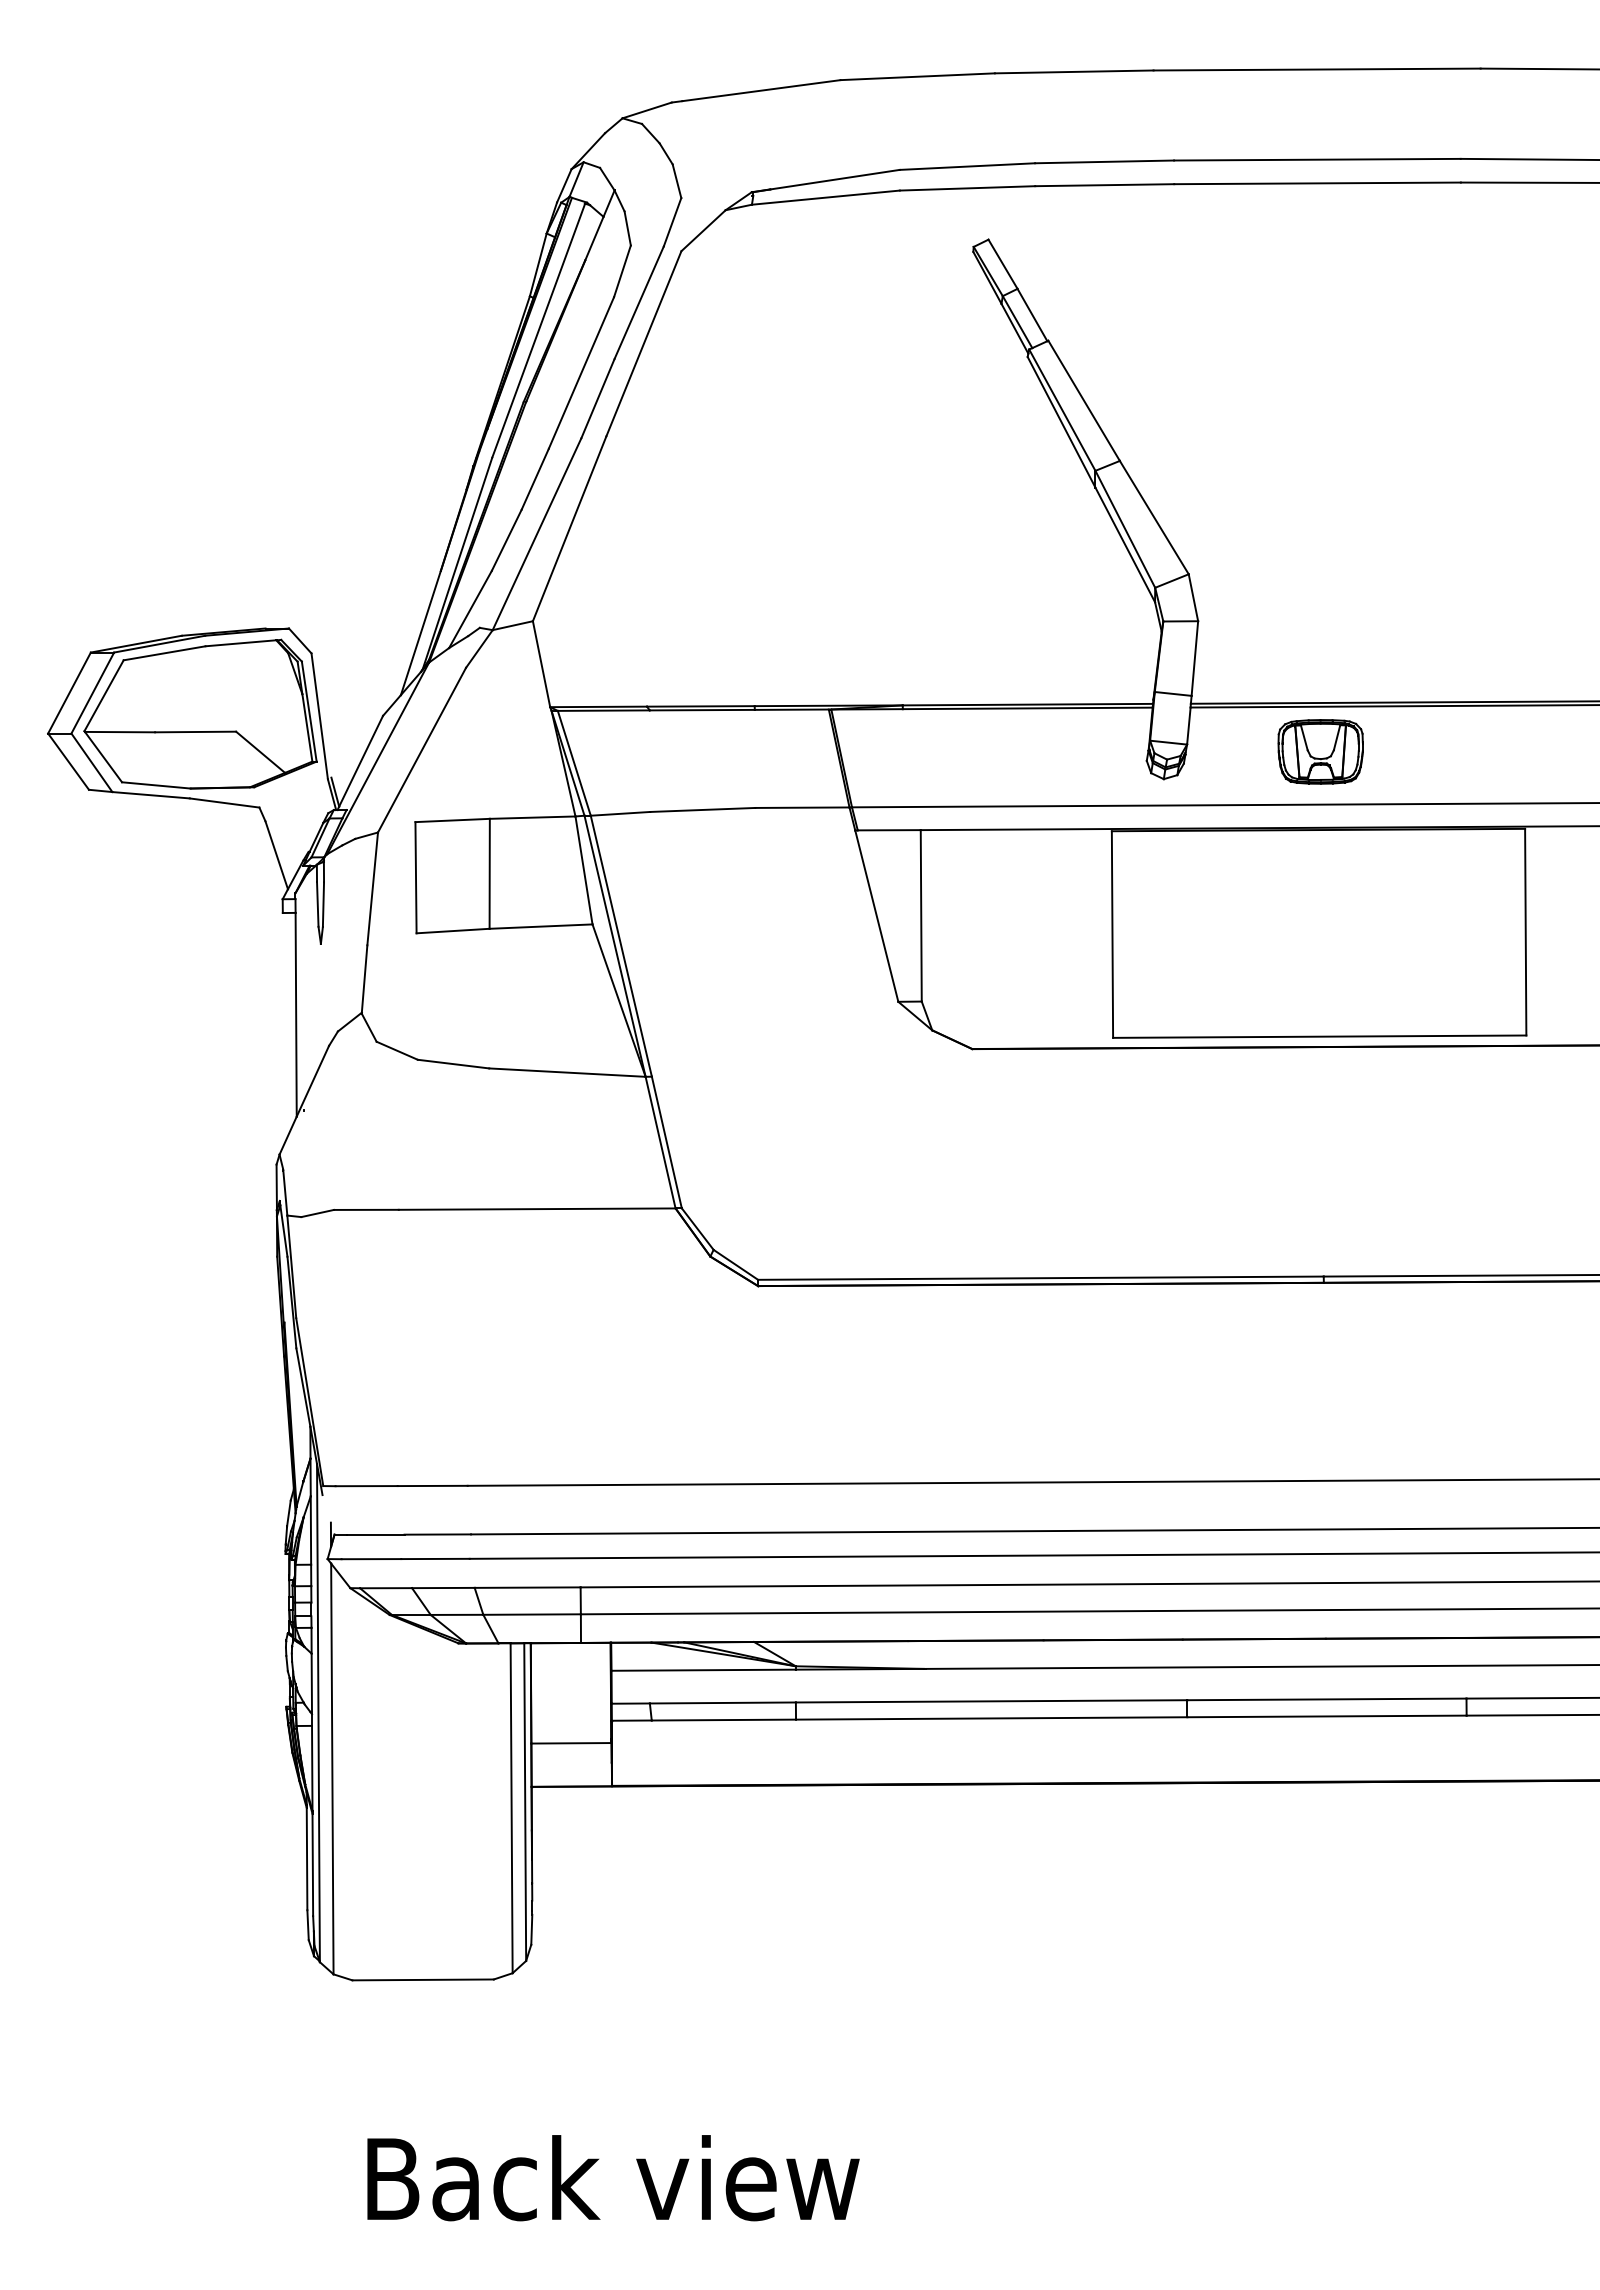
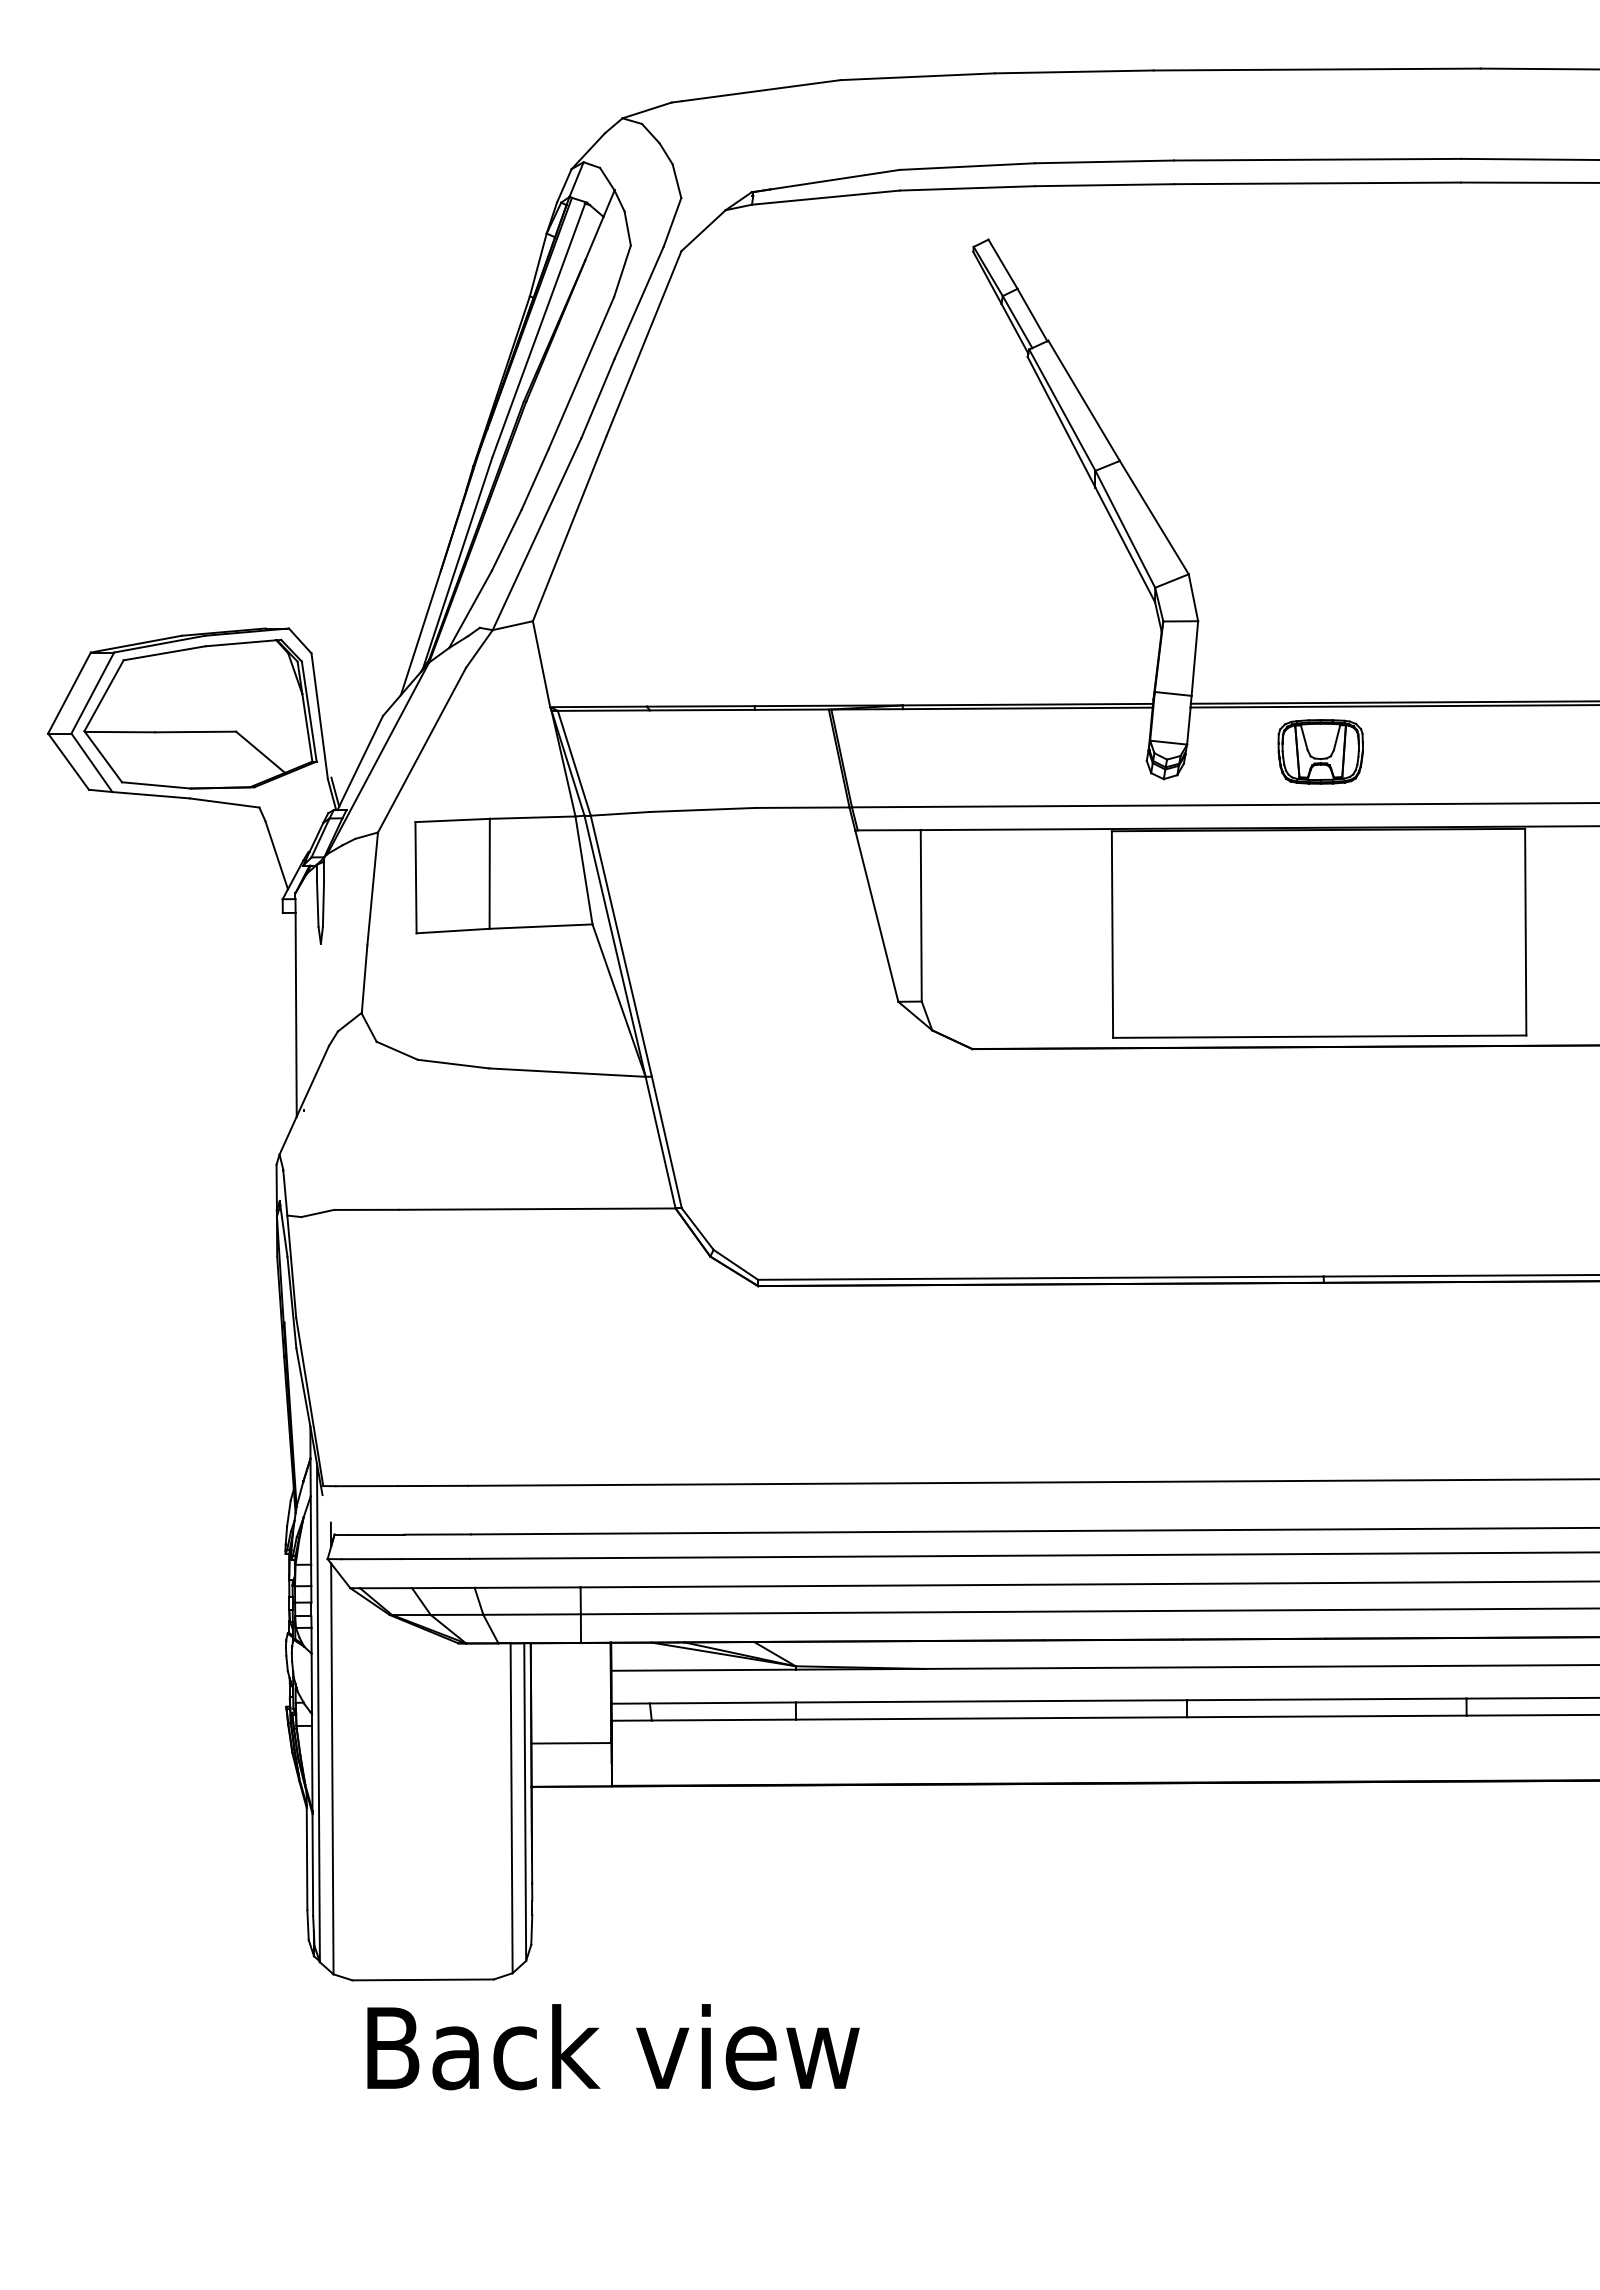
text position: (613, 2178) -> (613, 2047) (613, 2047)
